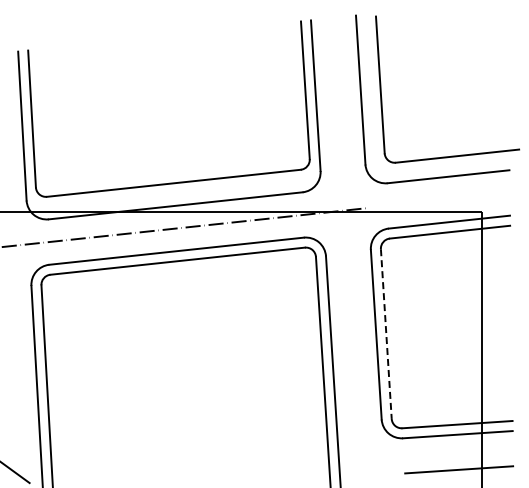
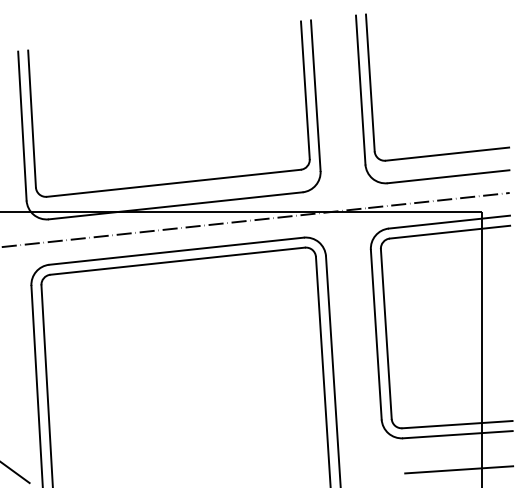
part position: (382, 98) -> (372, 96) (372, 96)
line: none -> present (438, 200)
line: dashed -> solid (386, 334)
